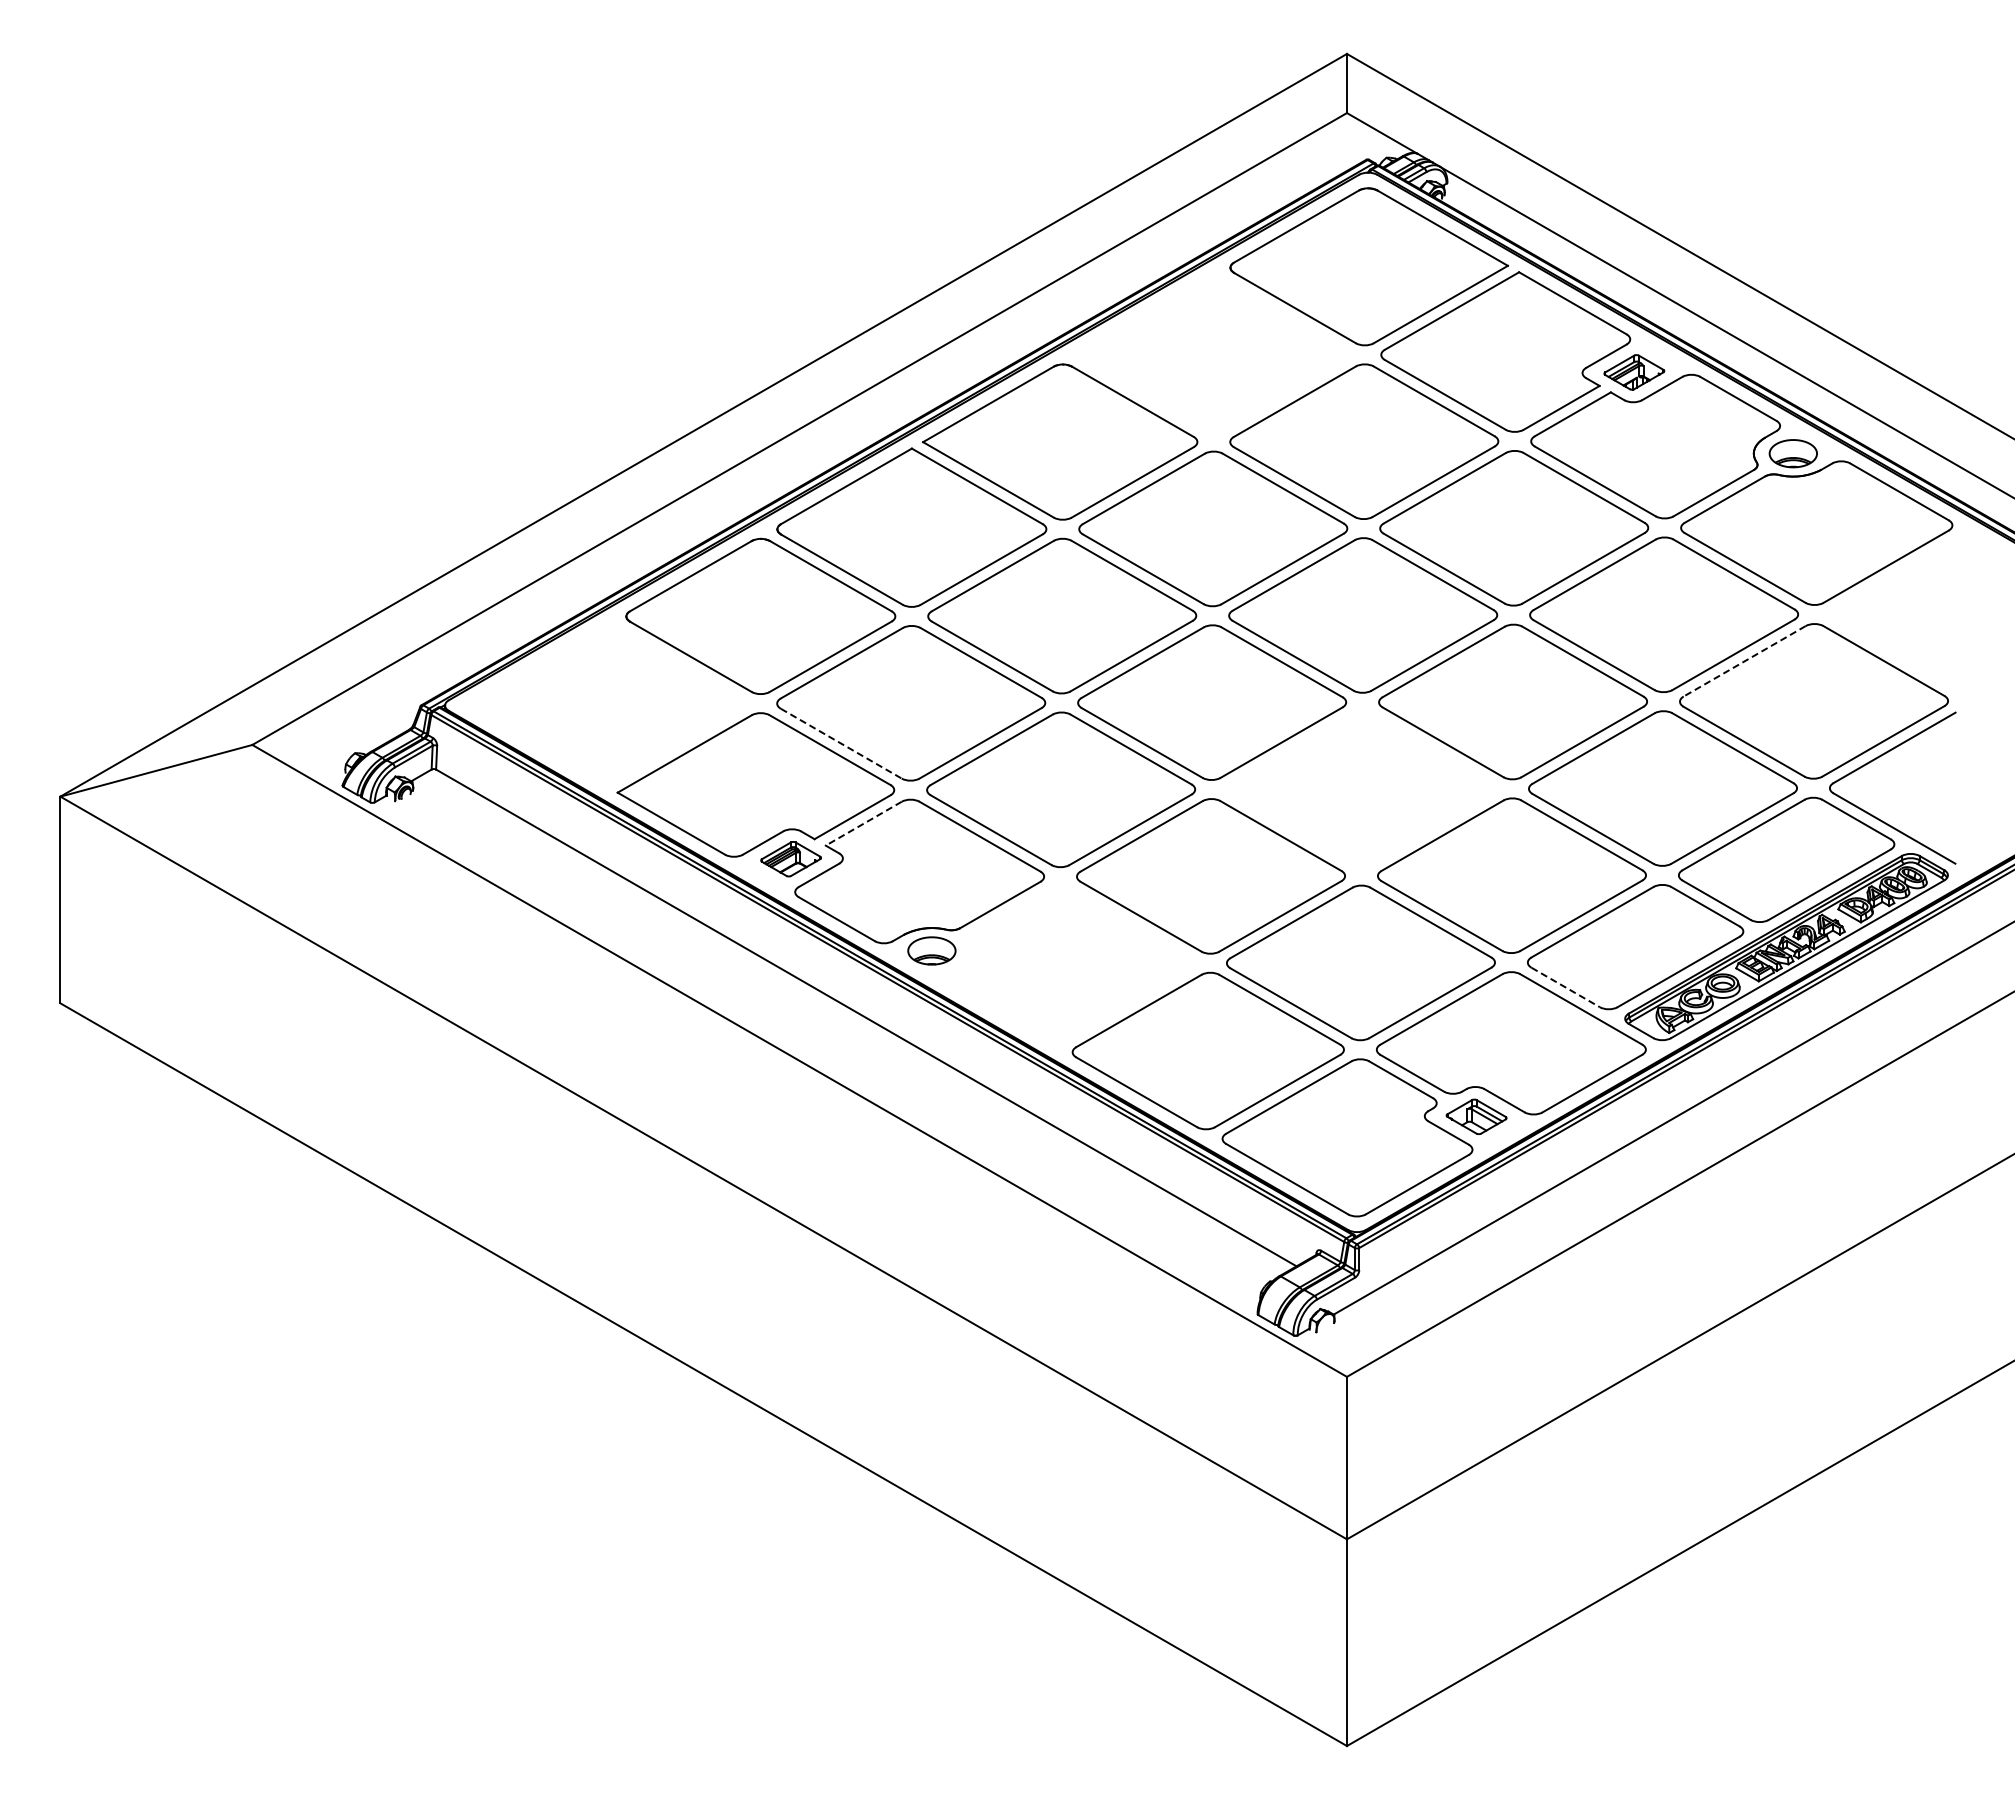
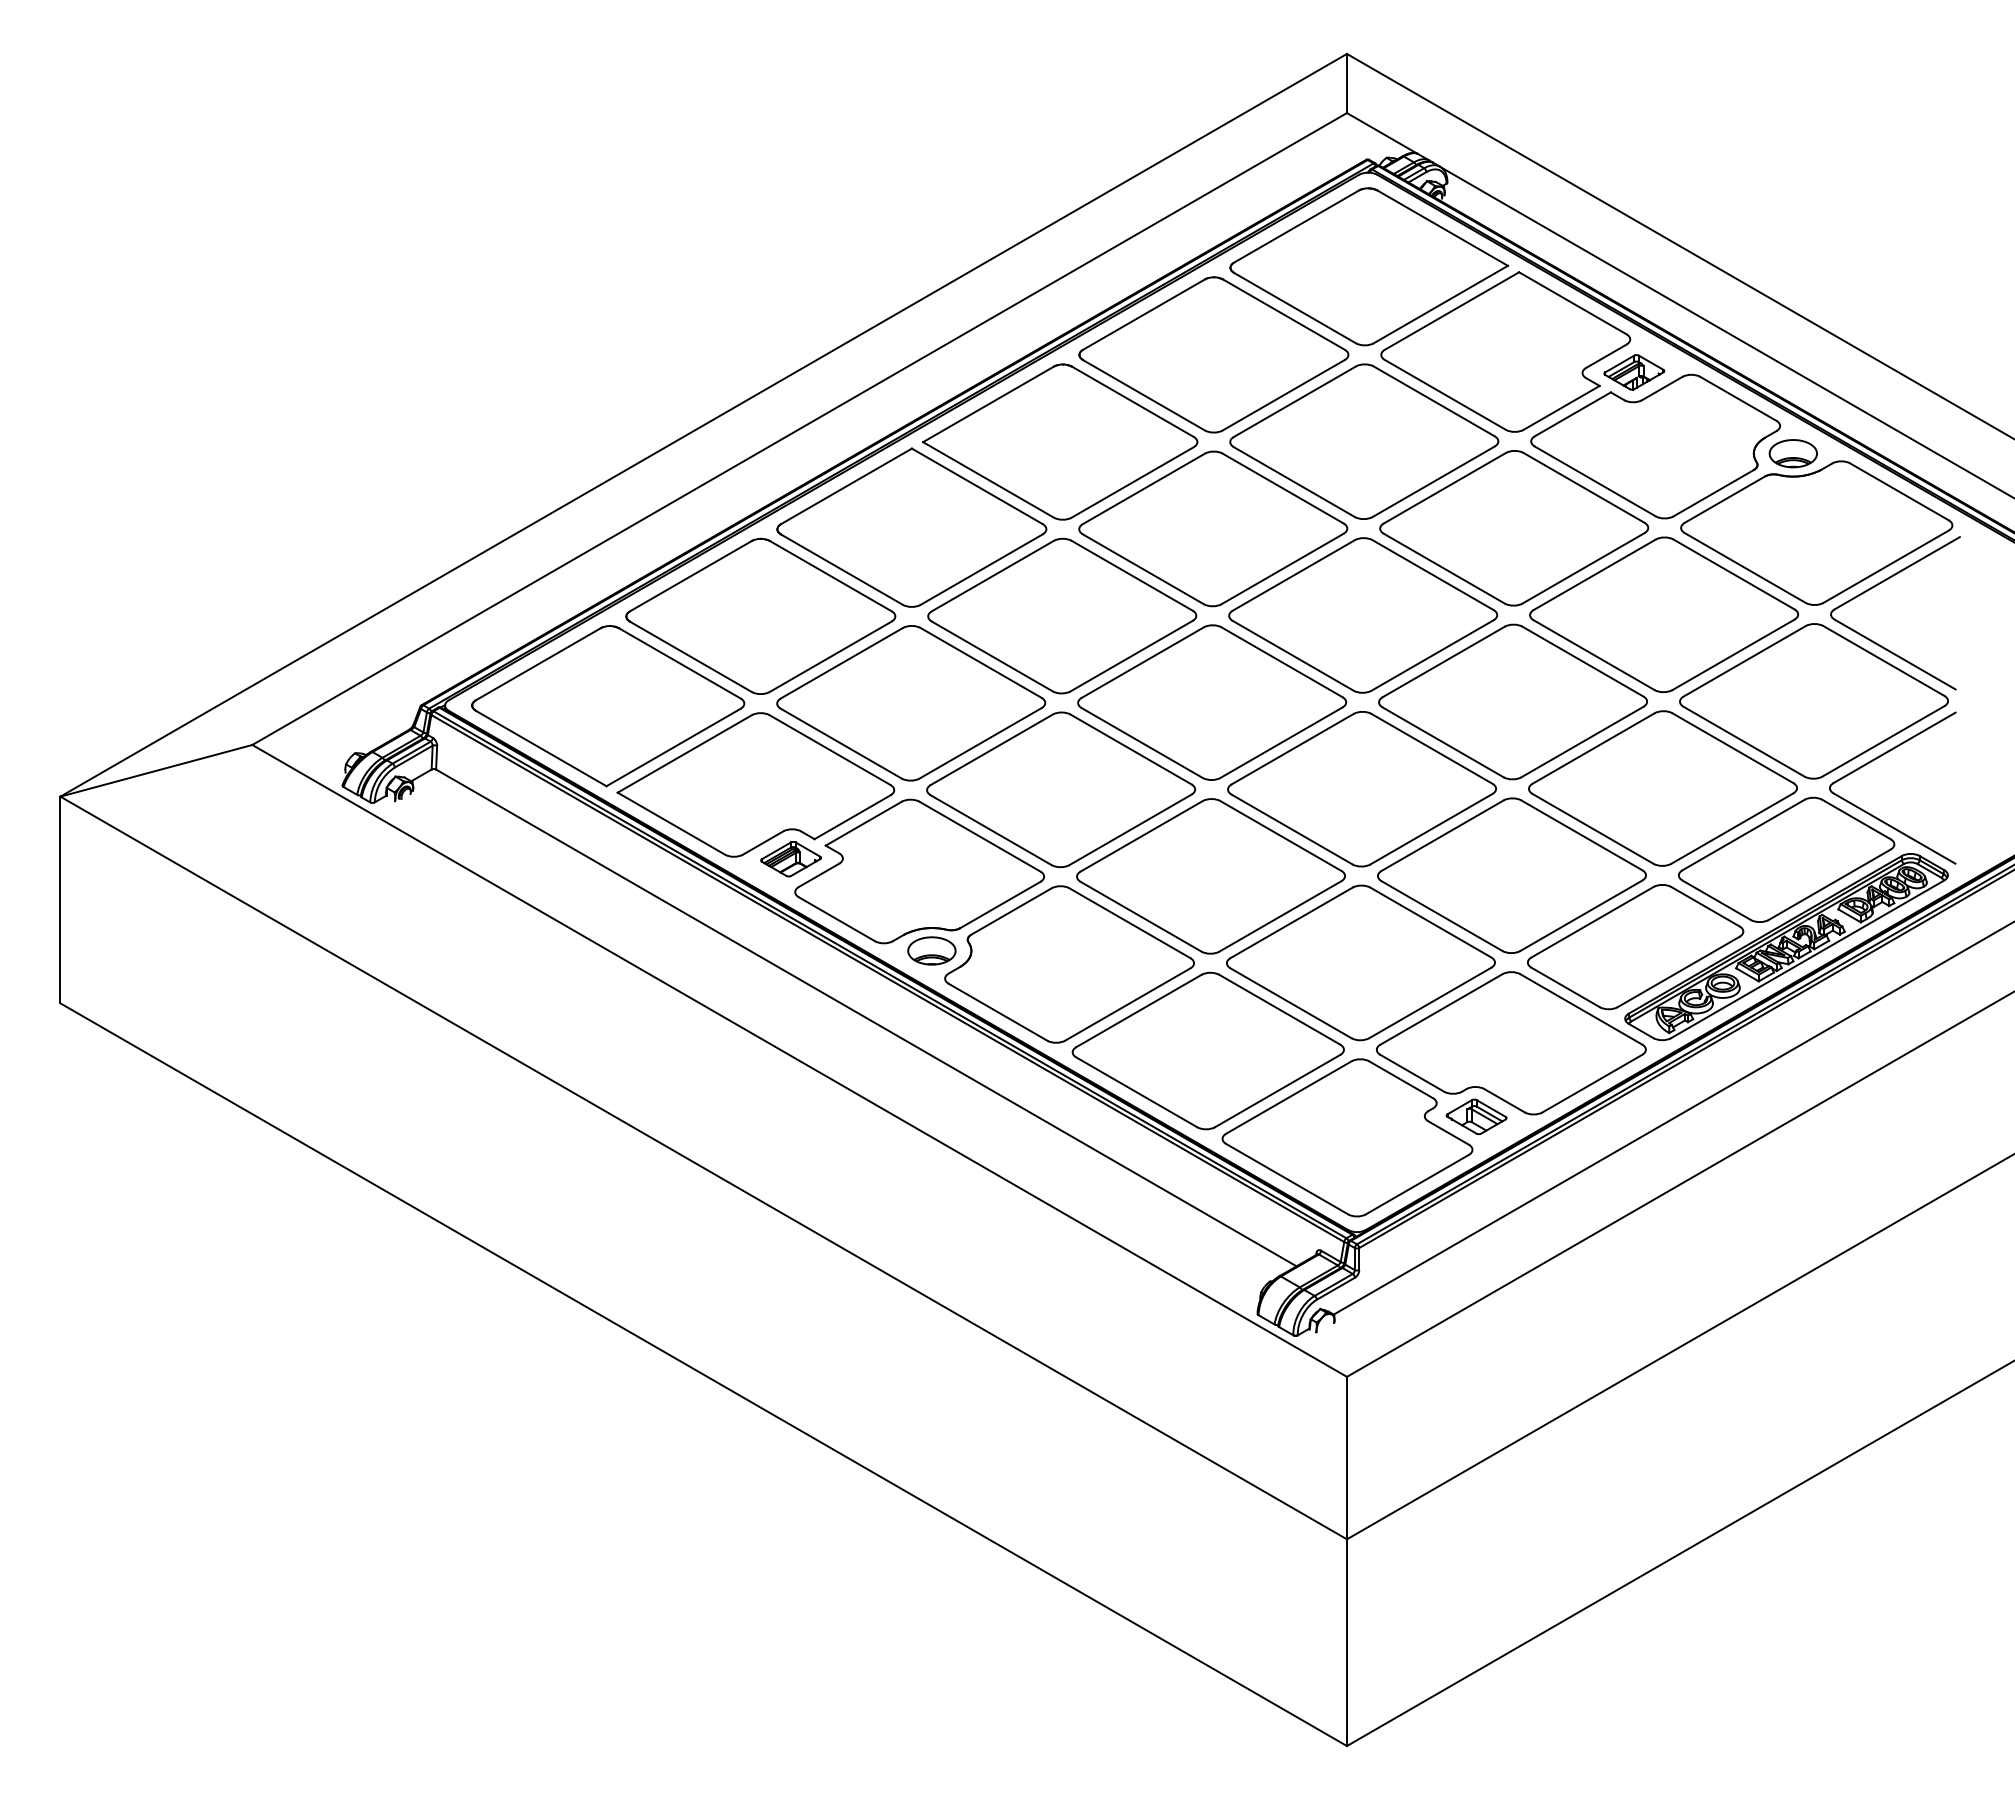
part: none -> present (1213, 354)
part: none -> present (1878, 585)
line: dashed -> solid (1744, 661)
part: none -> present (608, 706)
line: dashed -> solid (841, 743)
part: none -> present (1361, 789)
line: dashed -> solid (863, 823)
part: none -> present (1069, 964)
line: dashed -> solid (1566, 987)
